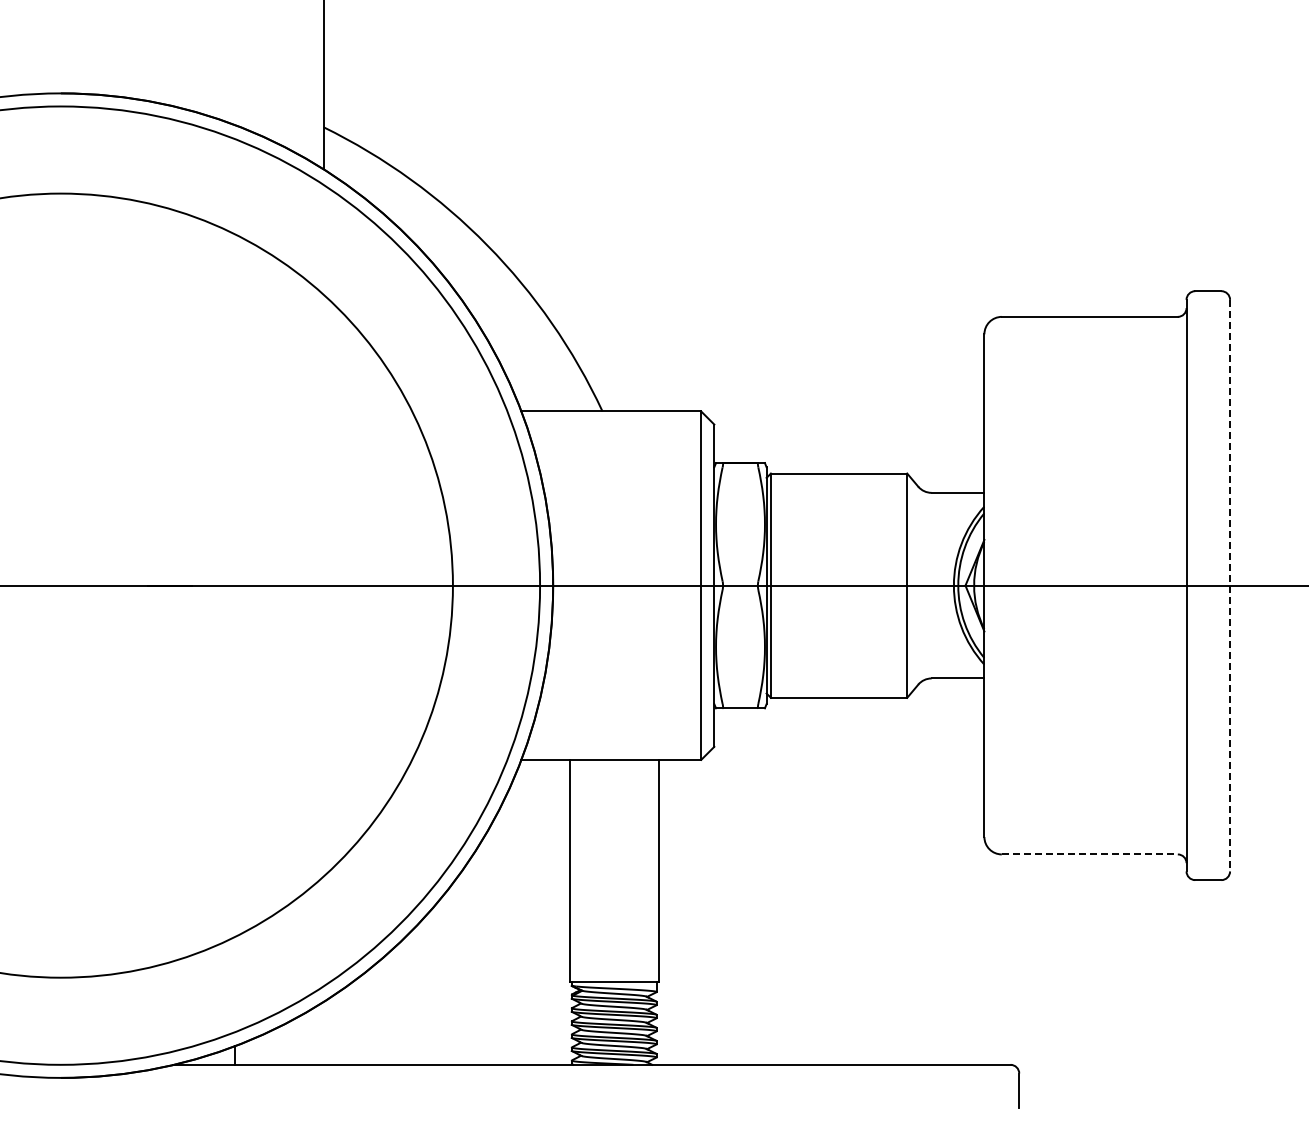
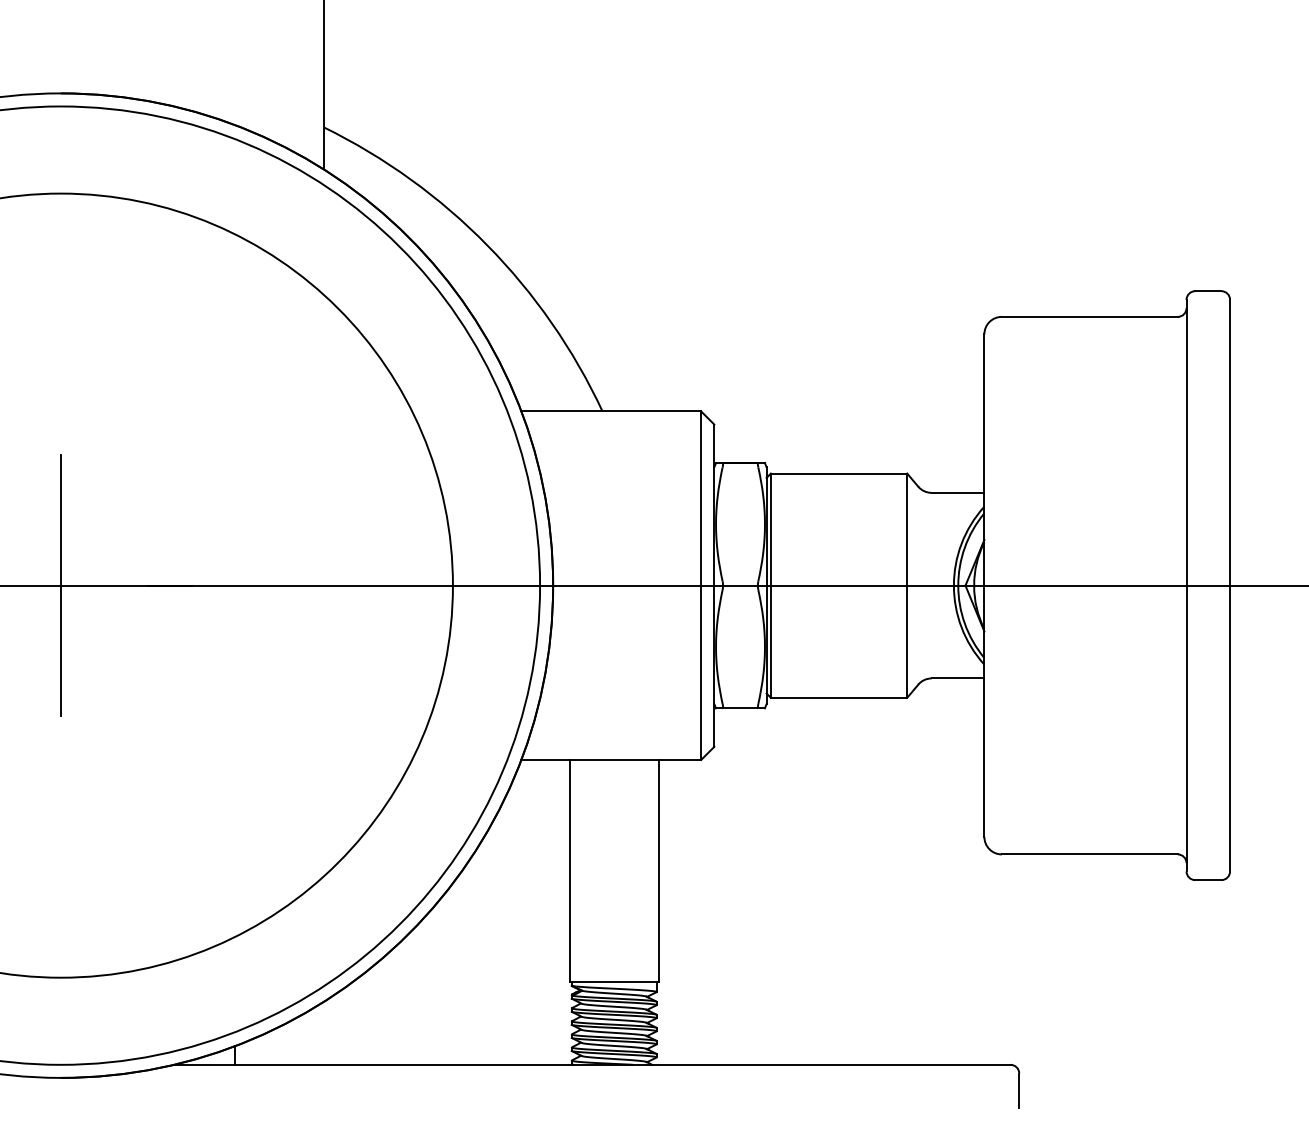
line: none -> present (60, 585)
line: dashed -> solid (1230, 585)
line: dashed -> solid (1089, 854)
